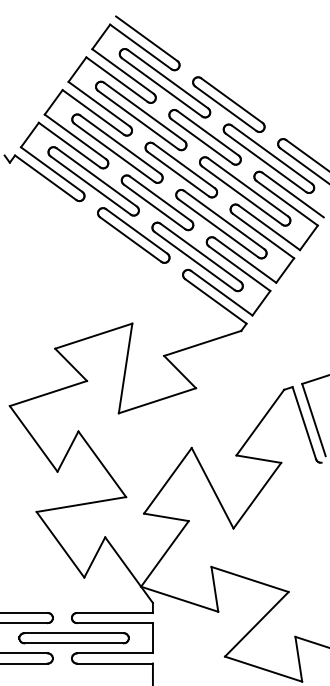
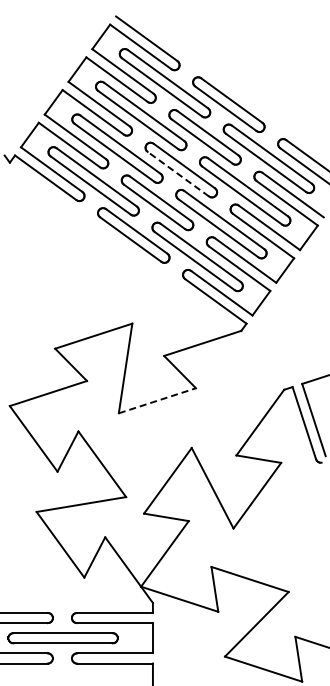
line: solid -> dashed (178, 174)
line: solid -> dashed (157, 400)
part position: (73, 638) -> (62, 638) (62, 638)
